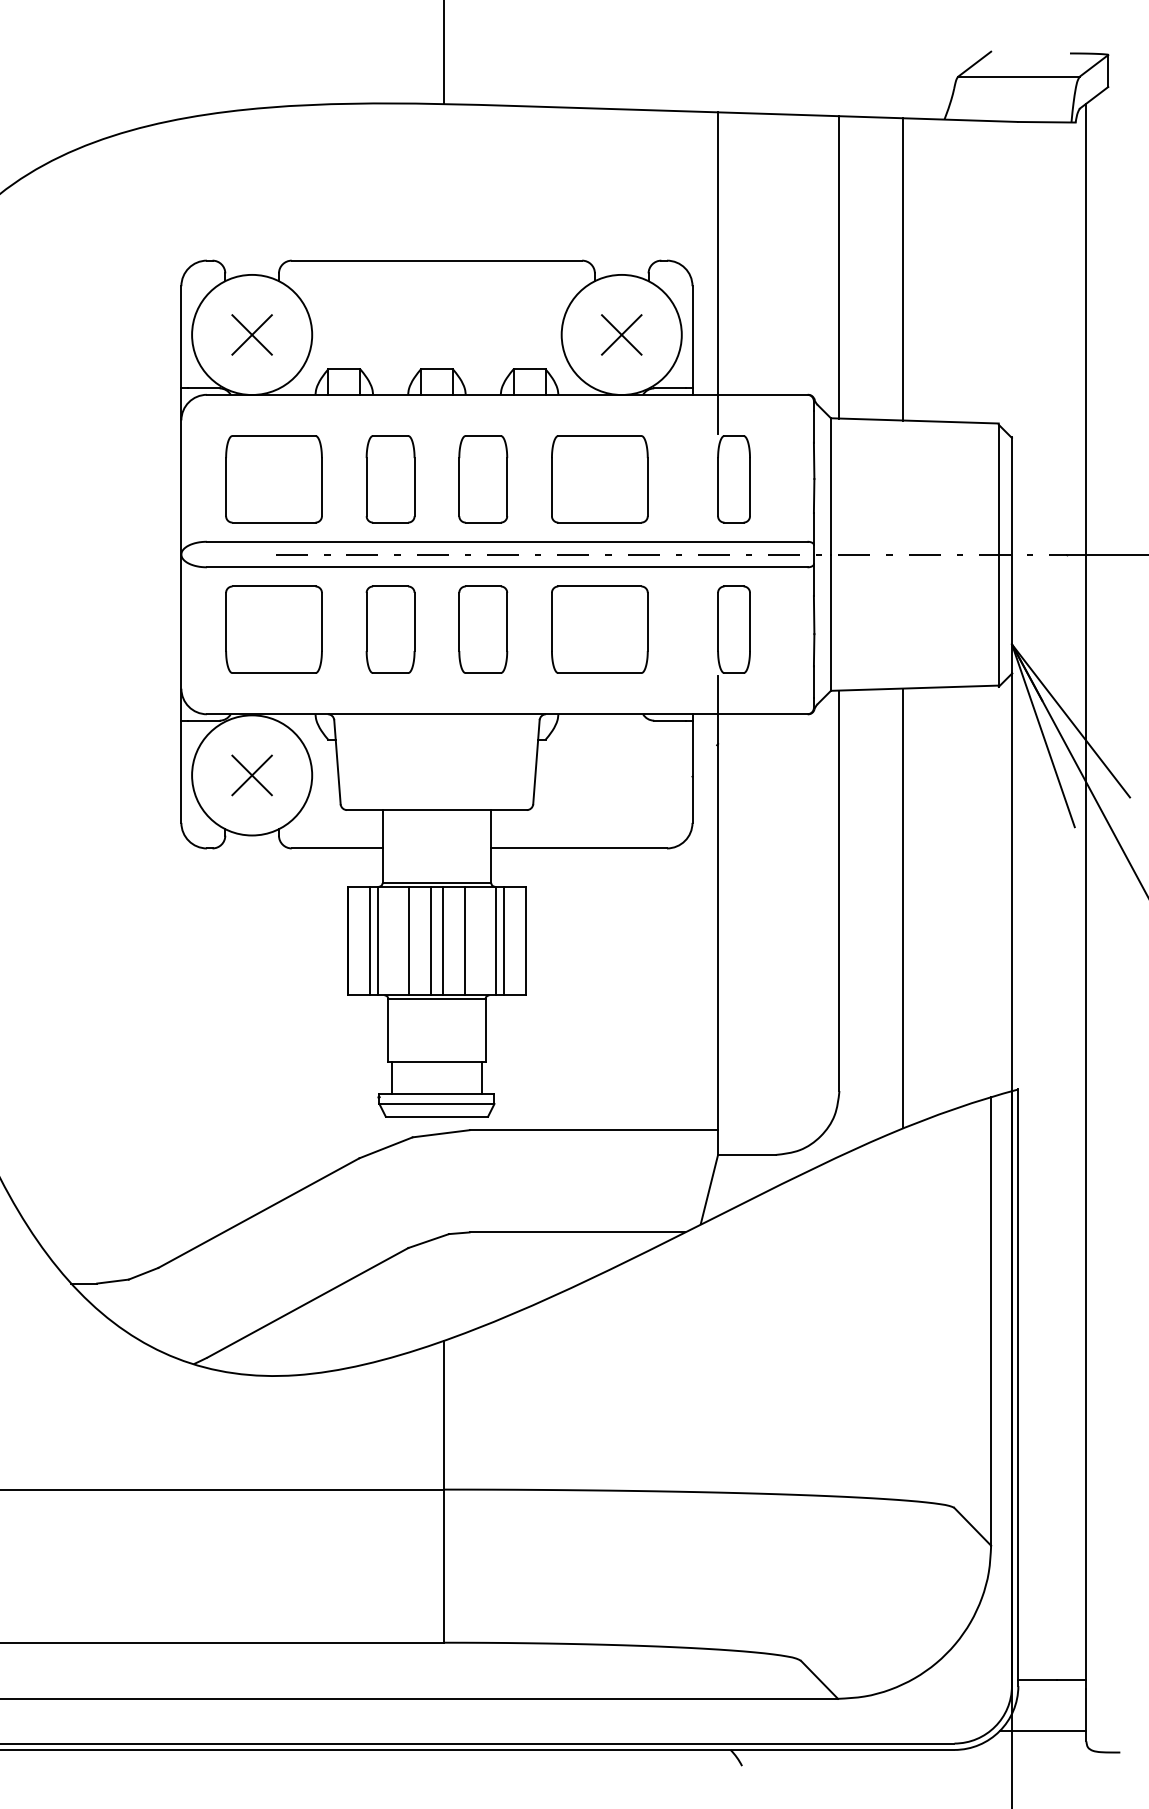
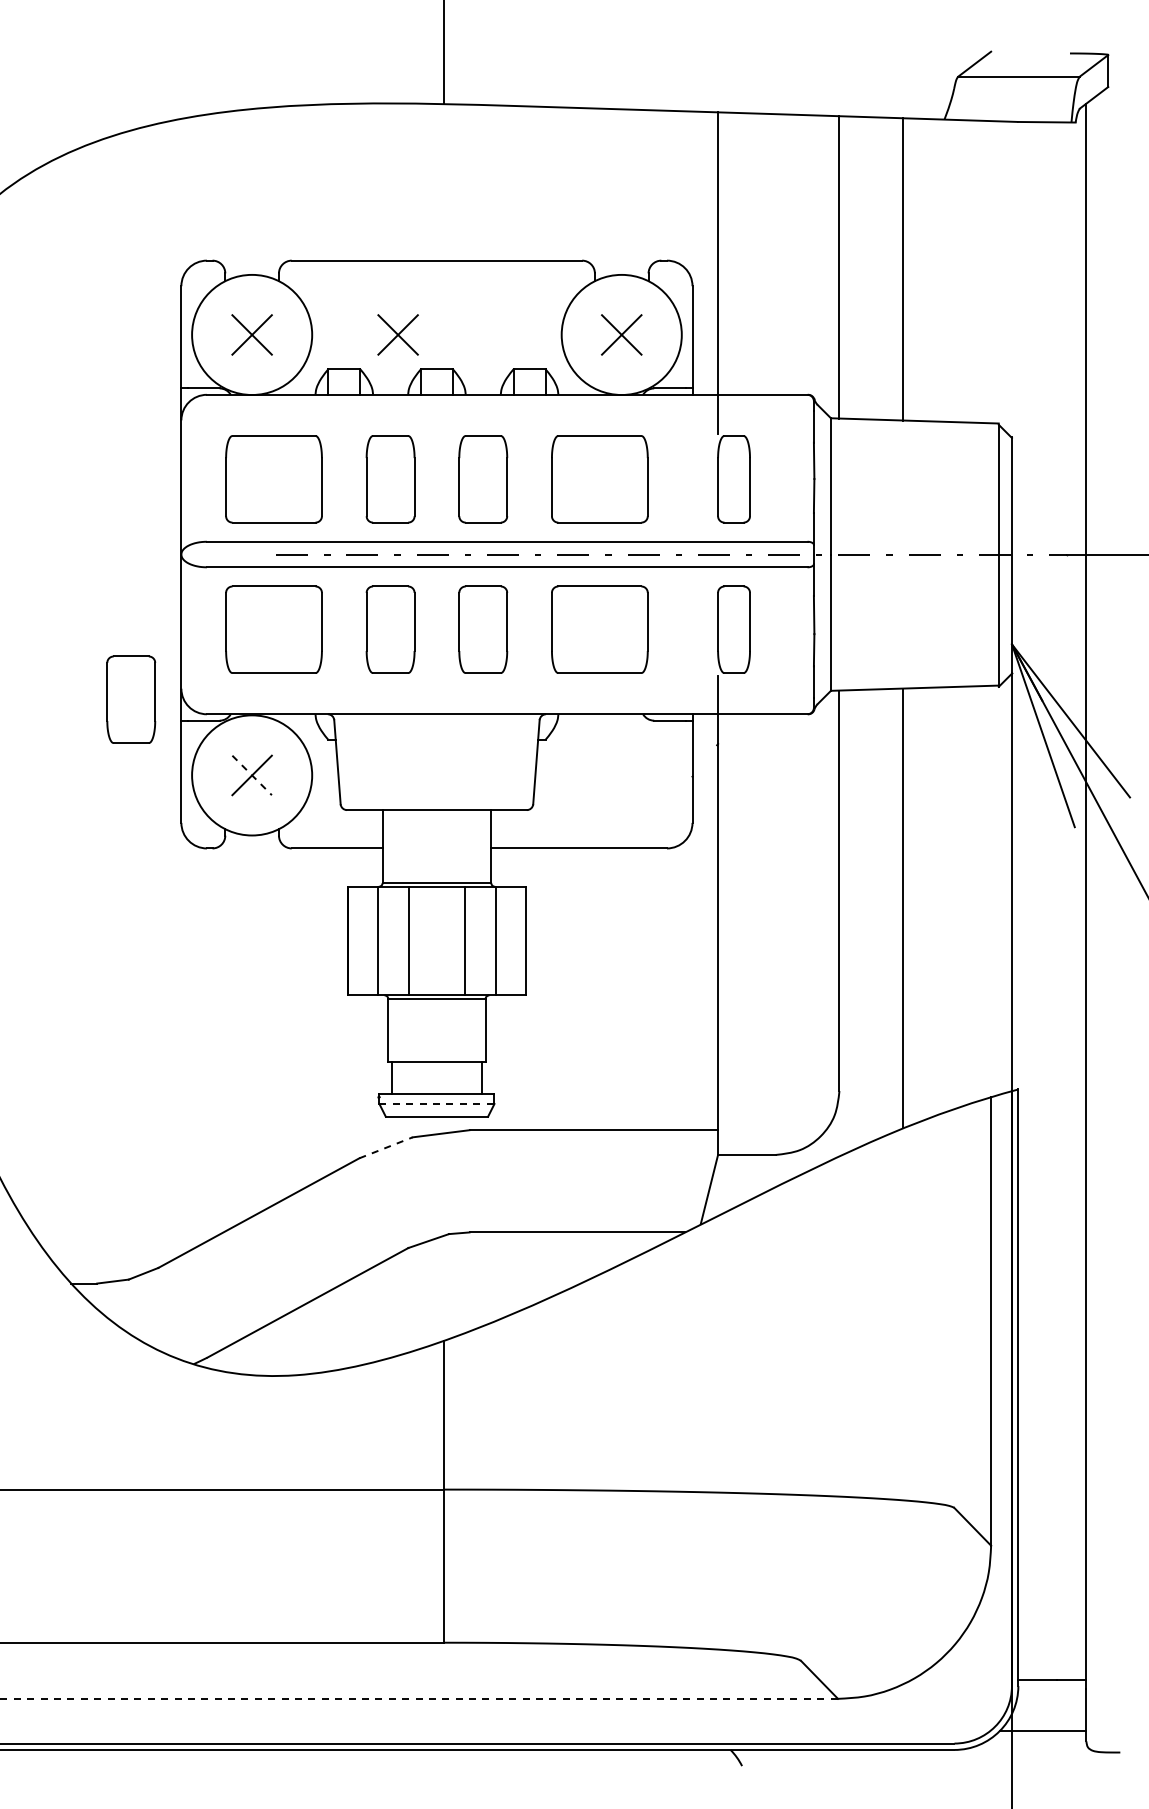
part: none -> present (397, 334)
part: none -> present (131, 699)
line: solid -> dashed (252, 775)
line: present -> none (369, 940)
line: present -> none (431, 940)
line: present -> none (442, 940)
line: present -> none (504, 940)
line: solid -> dashed (436, 1104)
line: solid -> dashed (386, 1147)
line: solid -> dashed (419, 1698)
